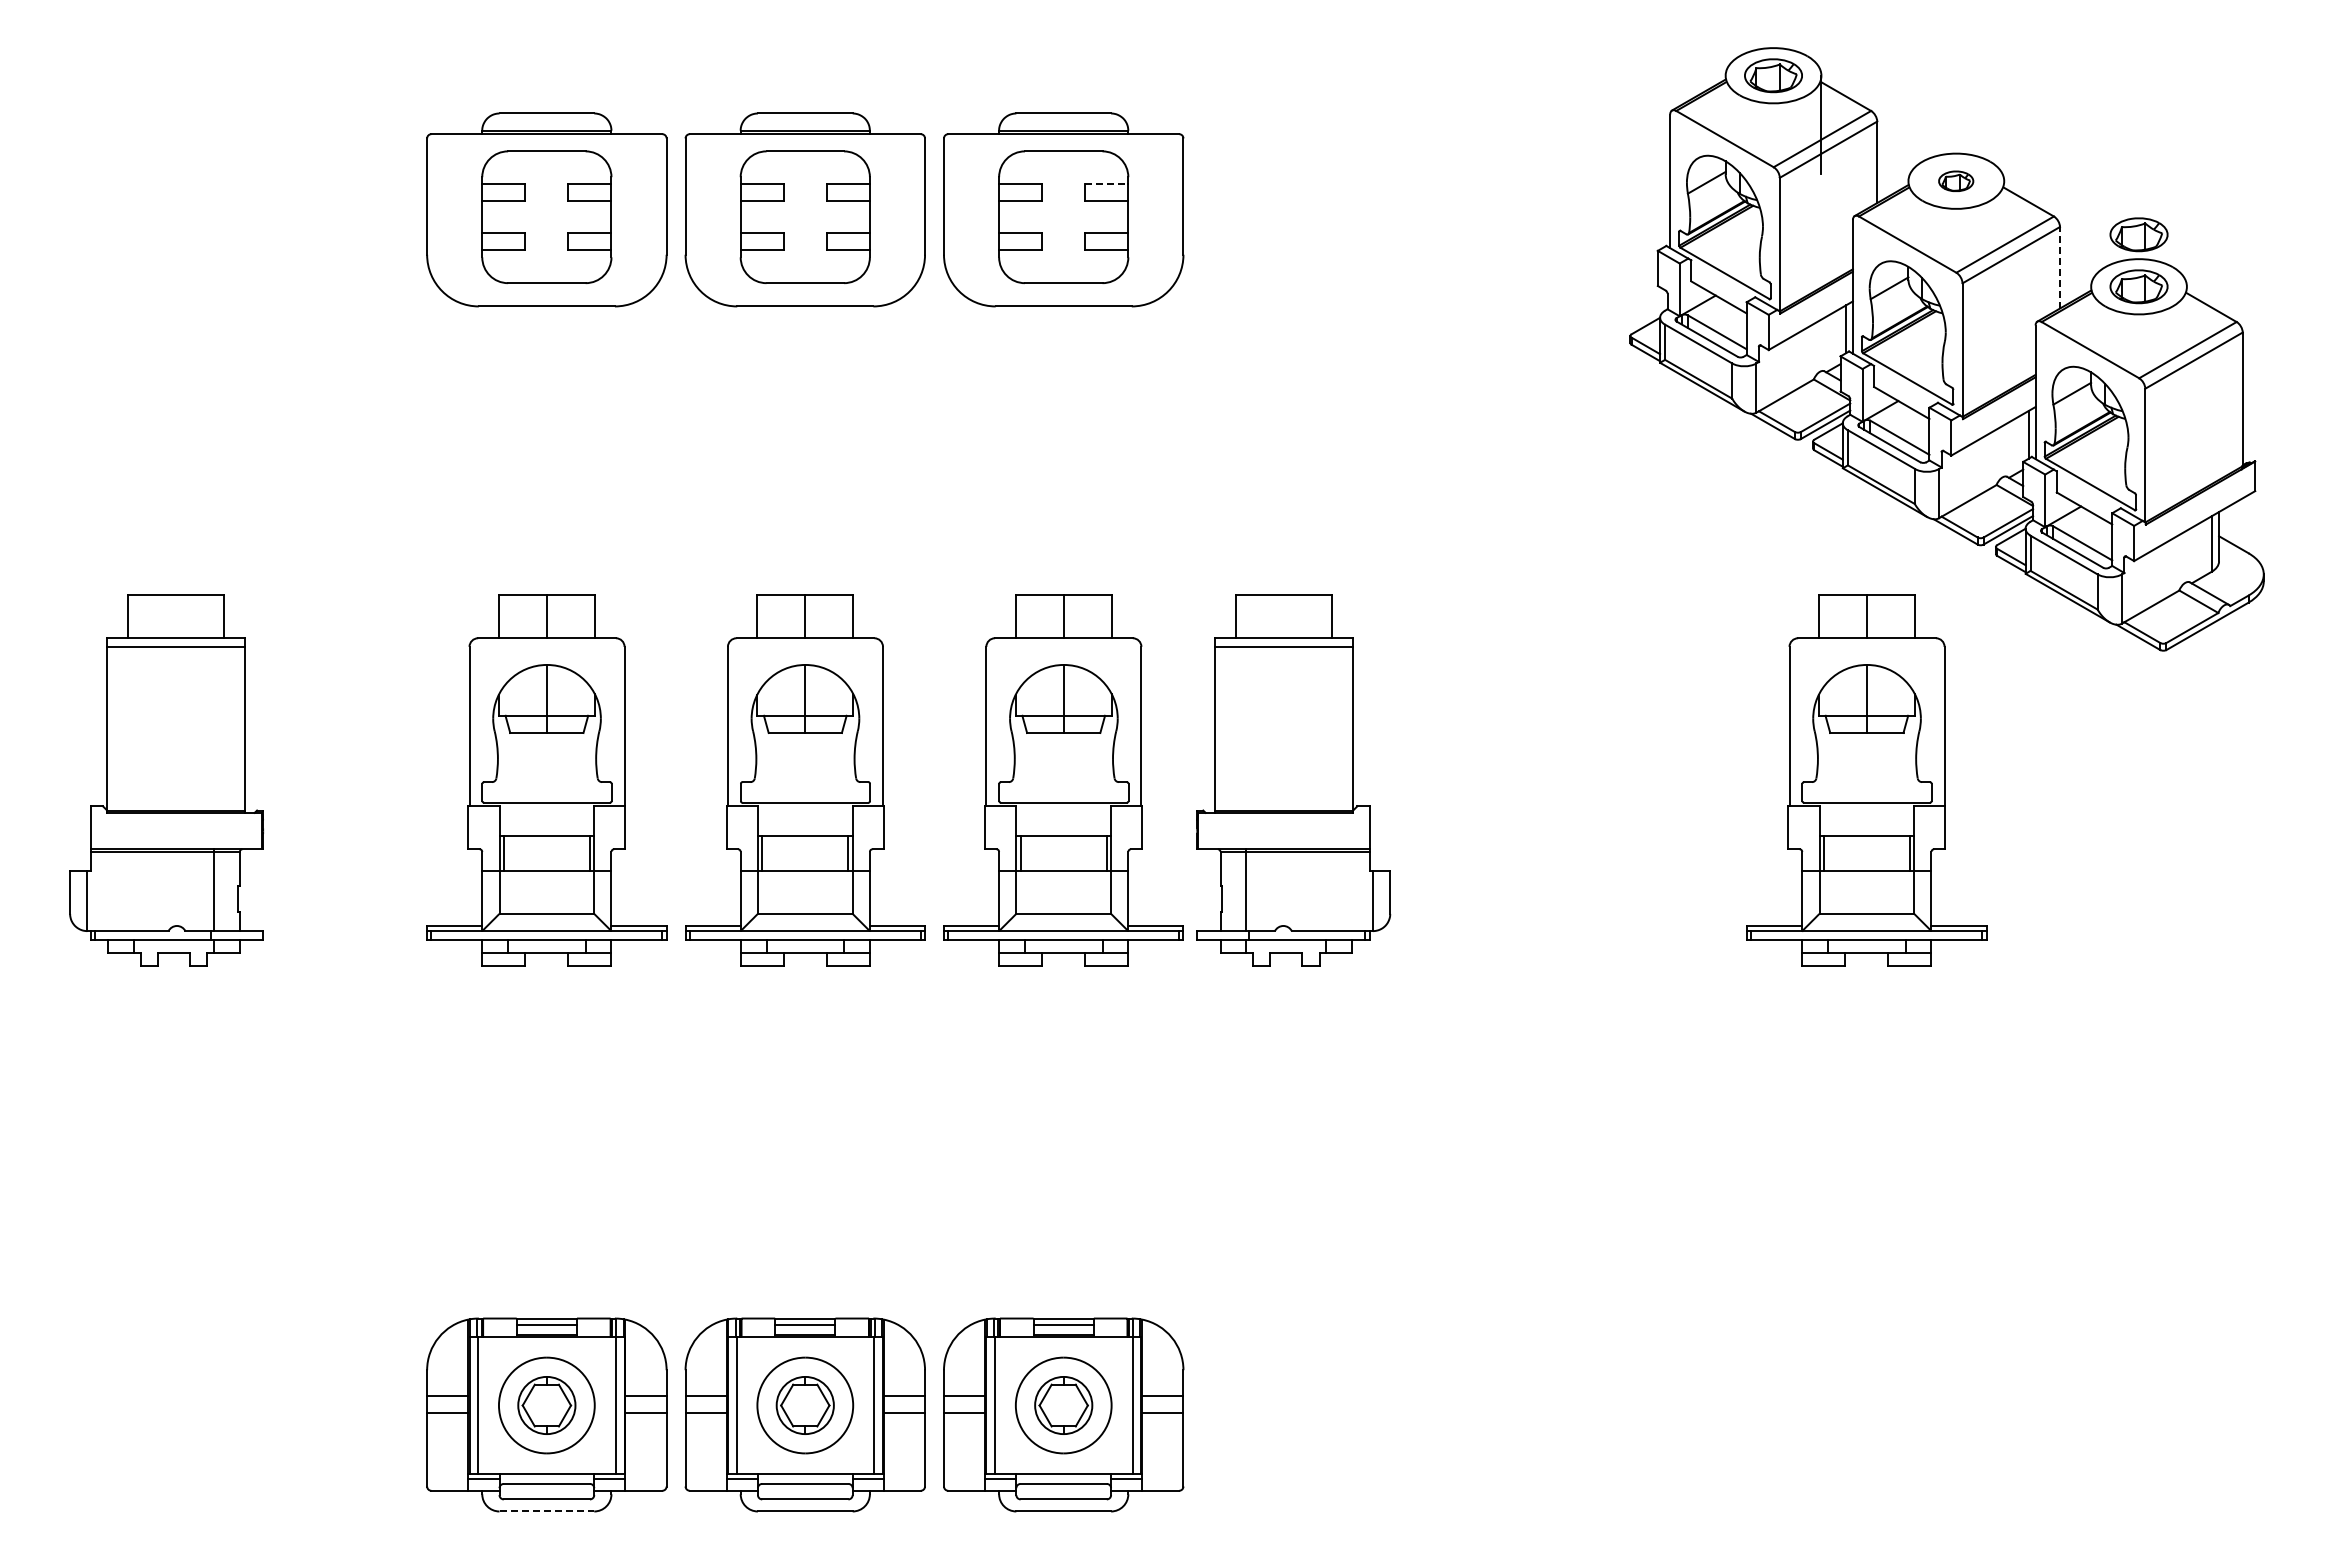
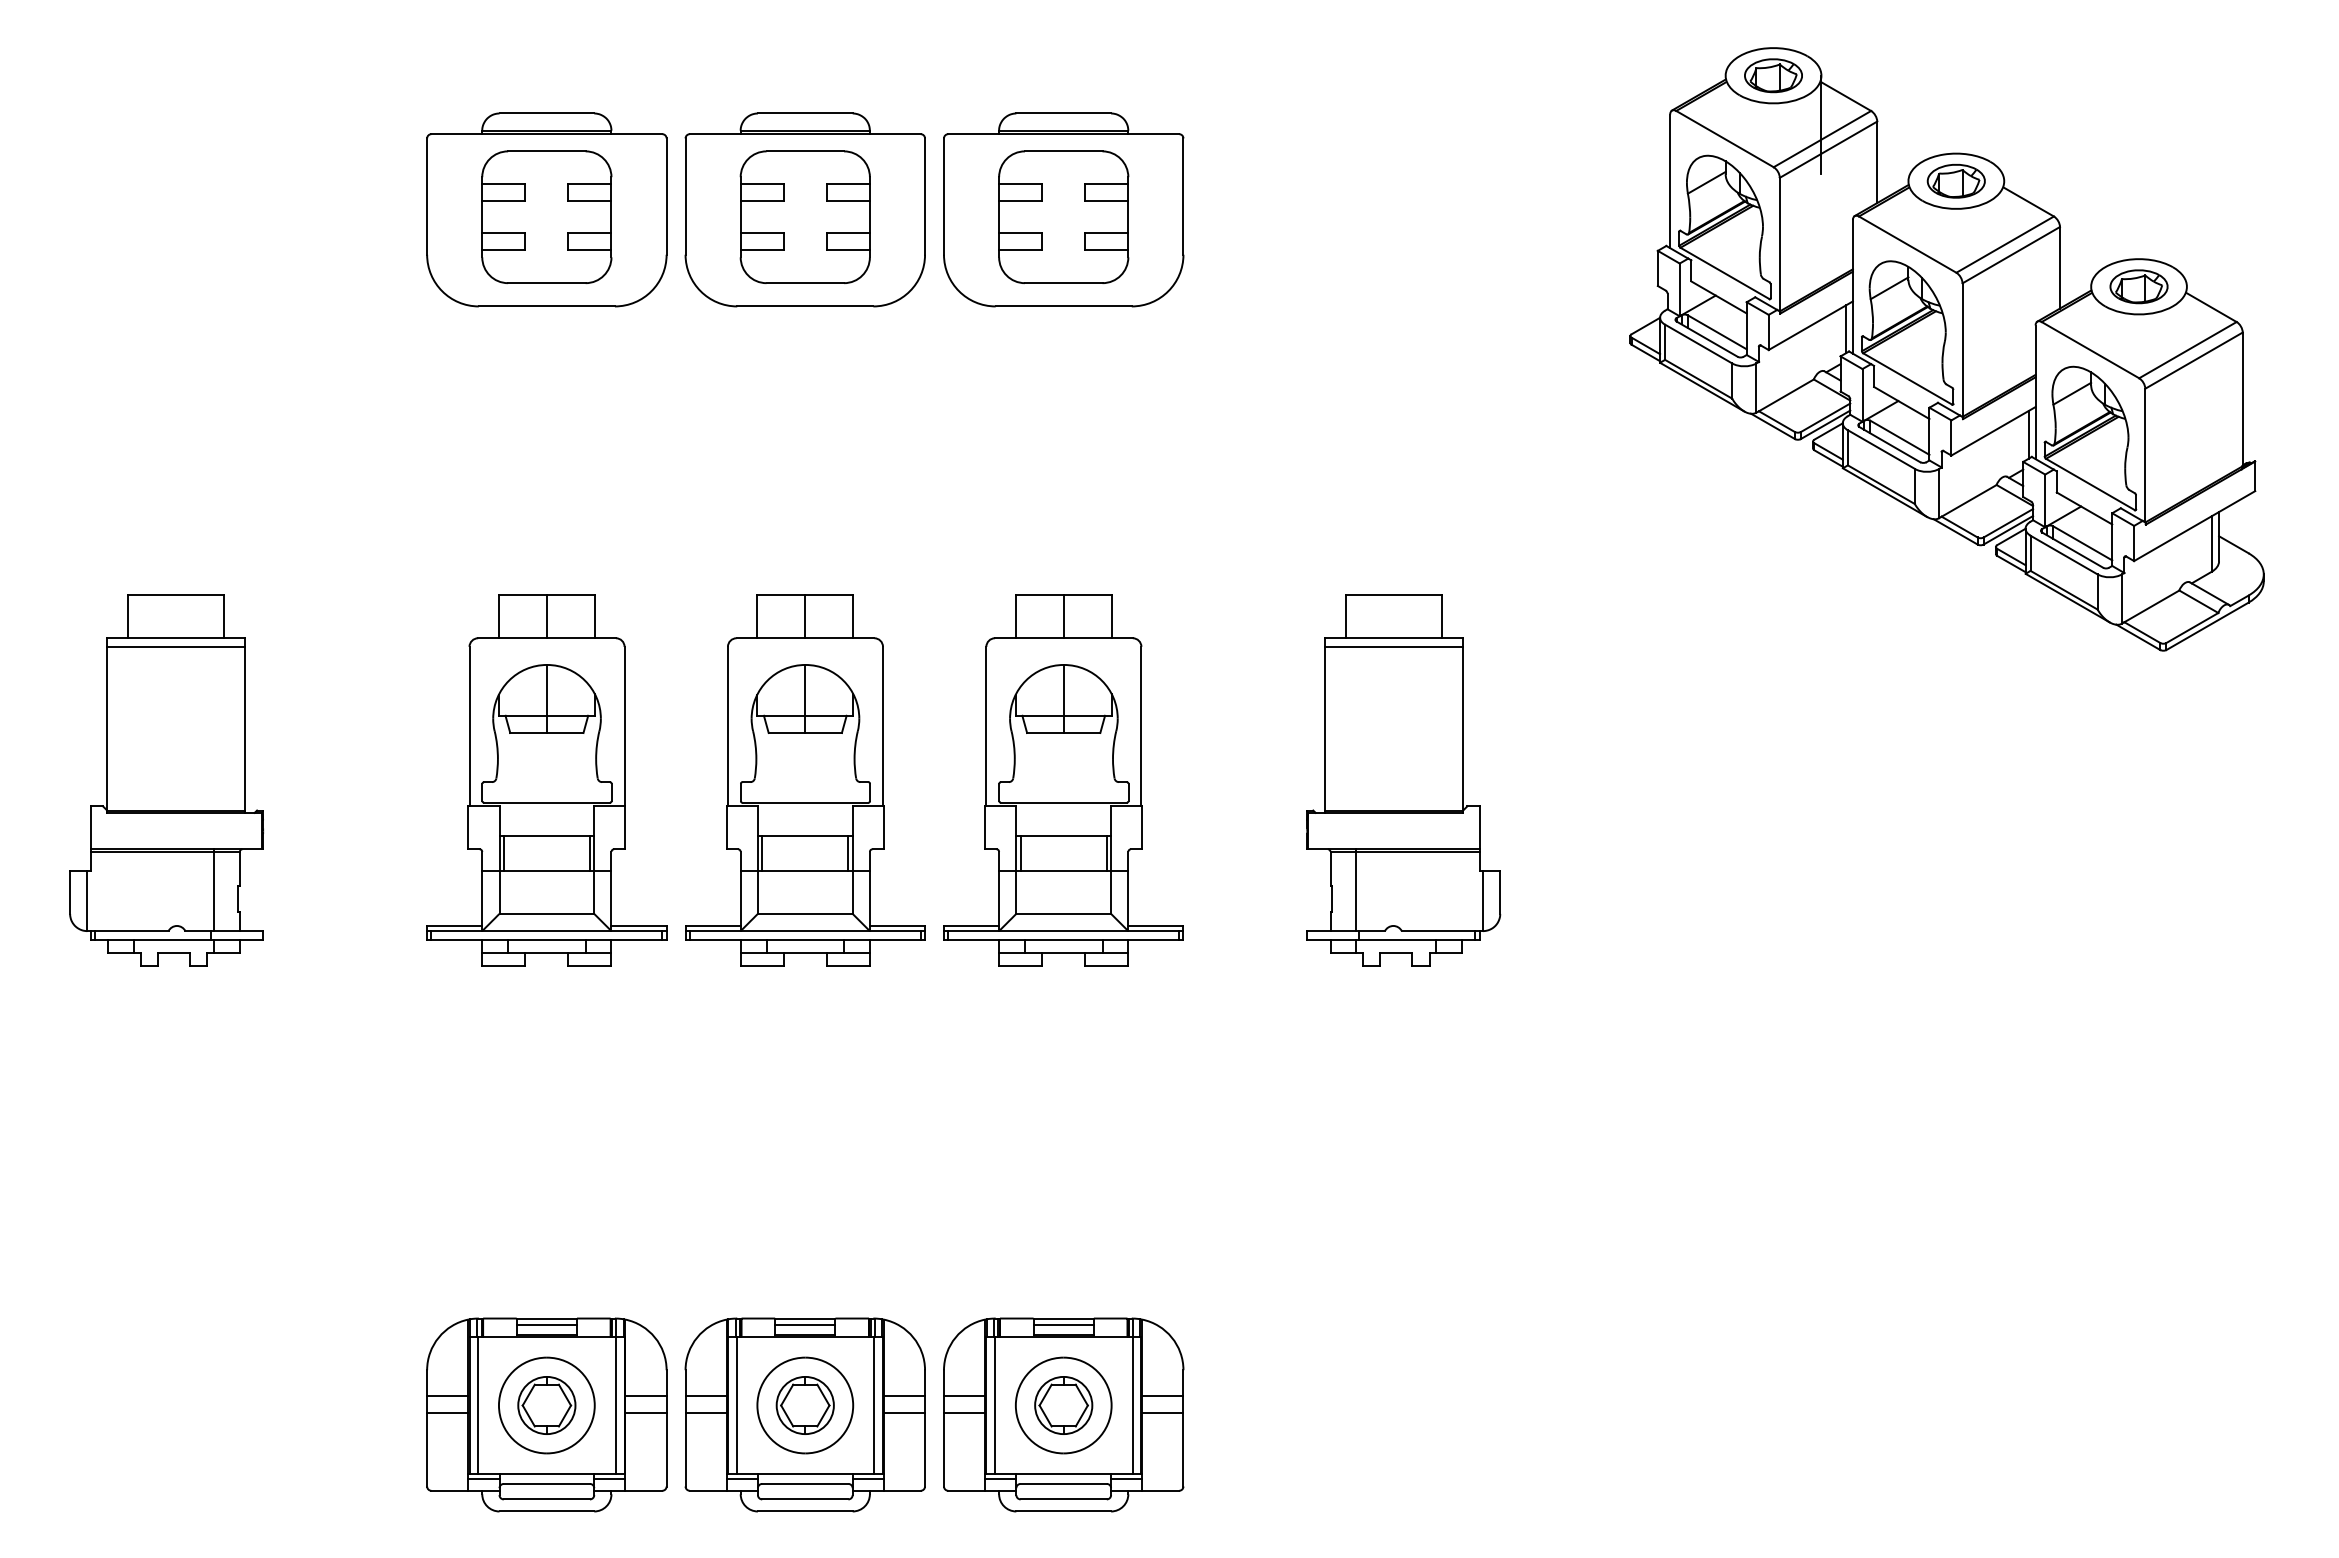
part size: 37x22 px -> 60x35 px (1955, 181)
line: dashed -> solid (1106, 184)
part: present -> none (2138, 234)
line: dashed -> solid (2059, 267)
part position: (1293, 780) -> (1403, 780) (1403, 780)
part: present -> none (1866, 780)
line: dashed -> solid (547, 1511)
